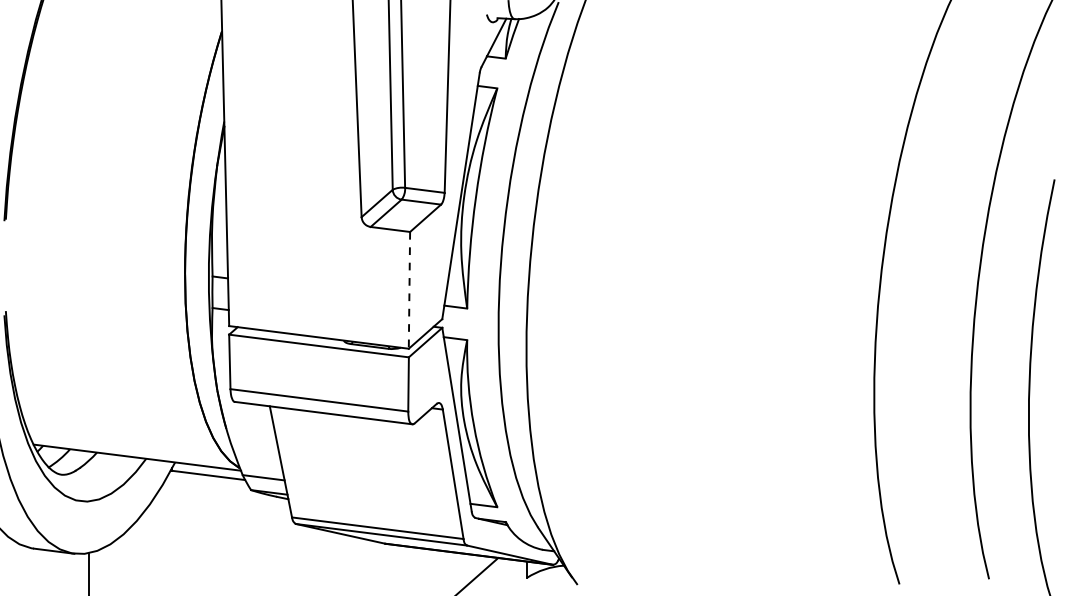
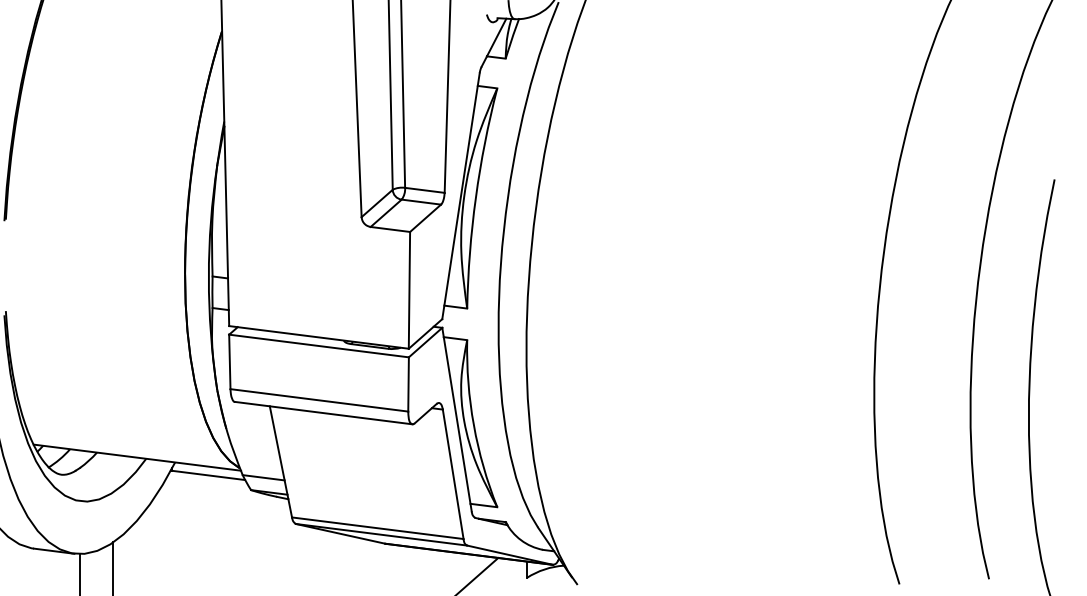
line: dashed -> solid (409, 290)
line: none -> present (113, 567)
line position: (89, 573) -> (80, 573) (80, 573)
